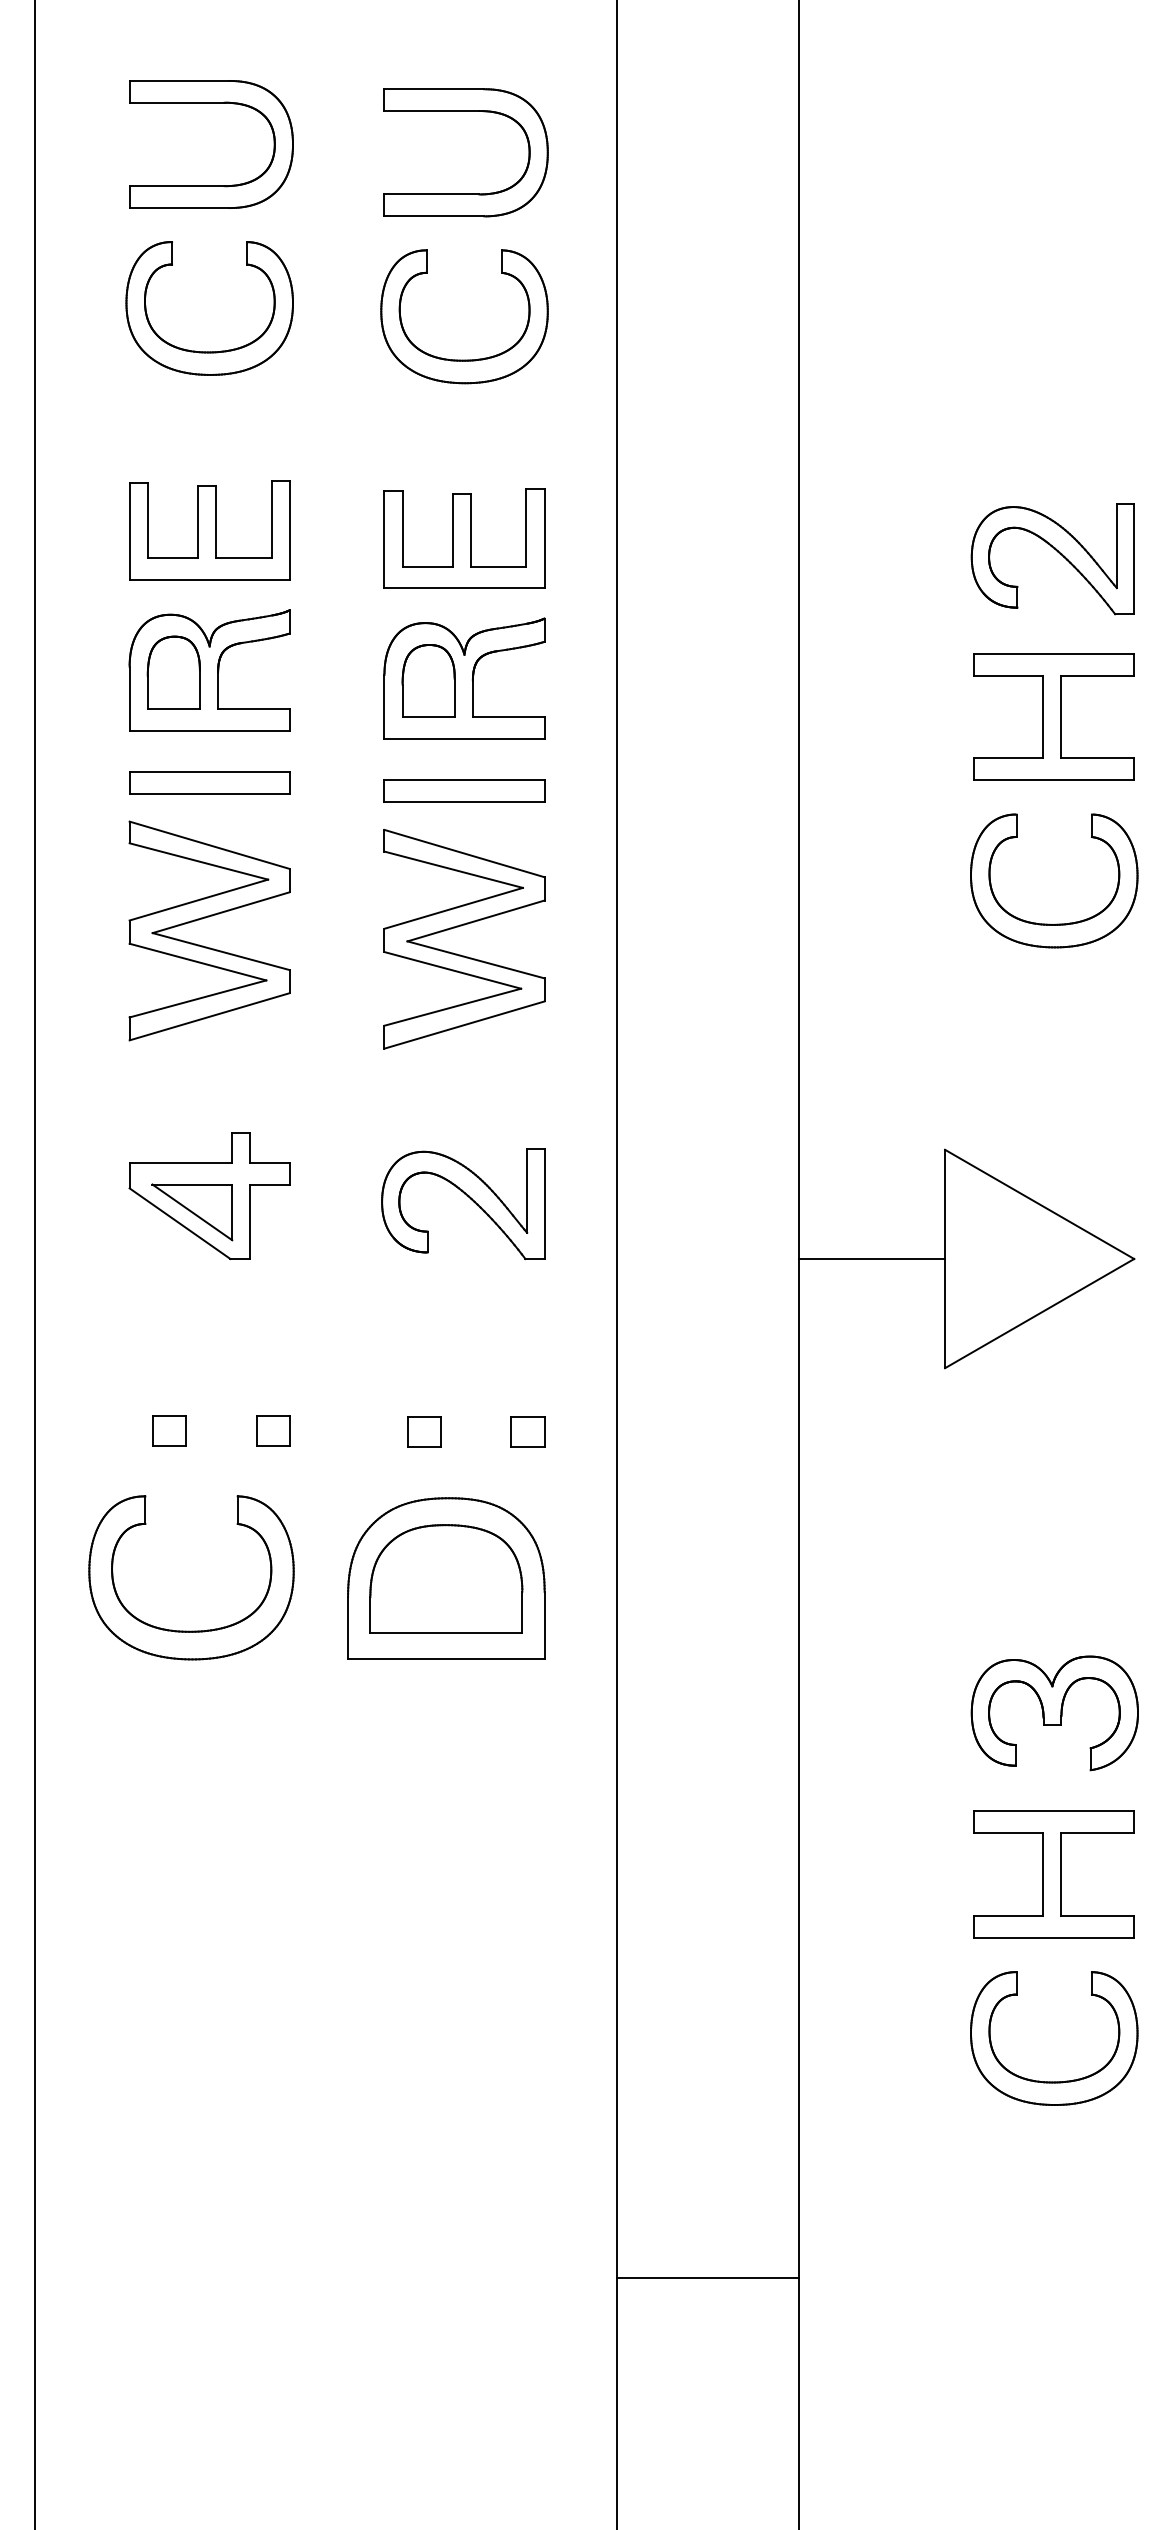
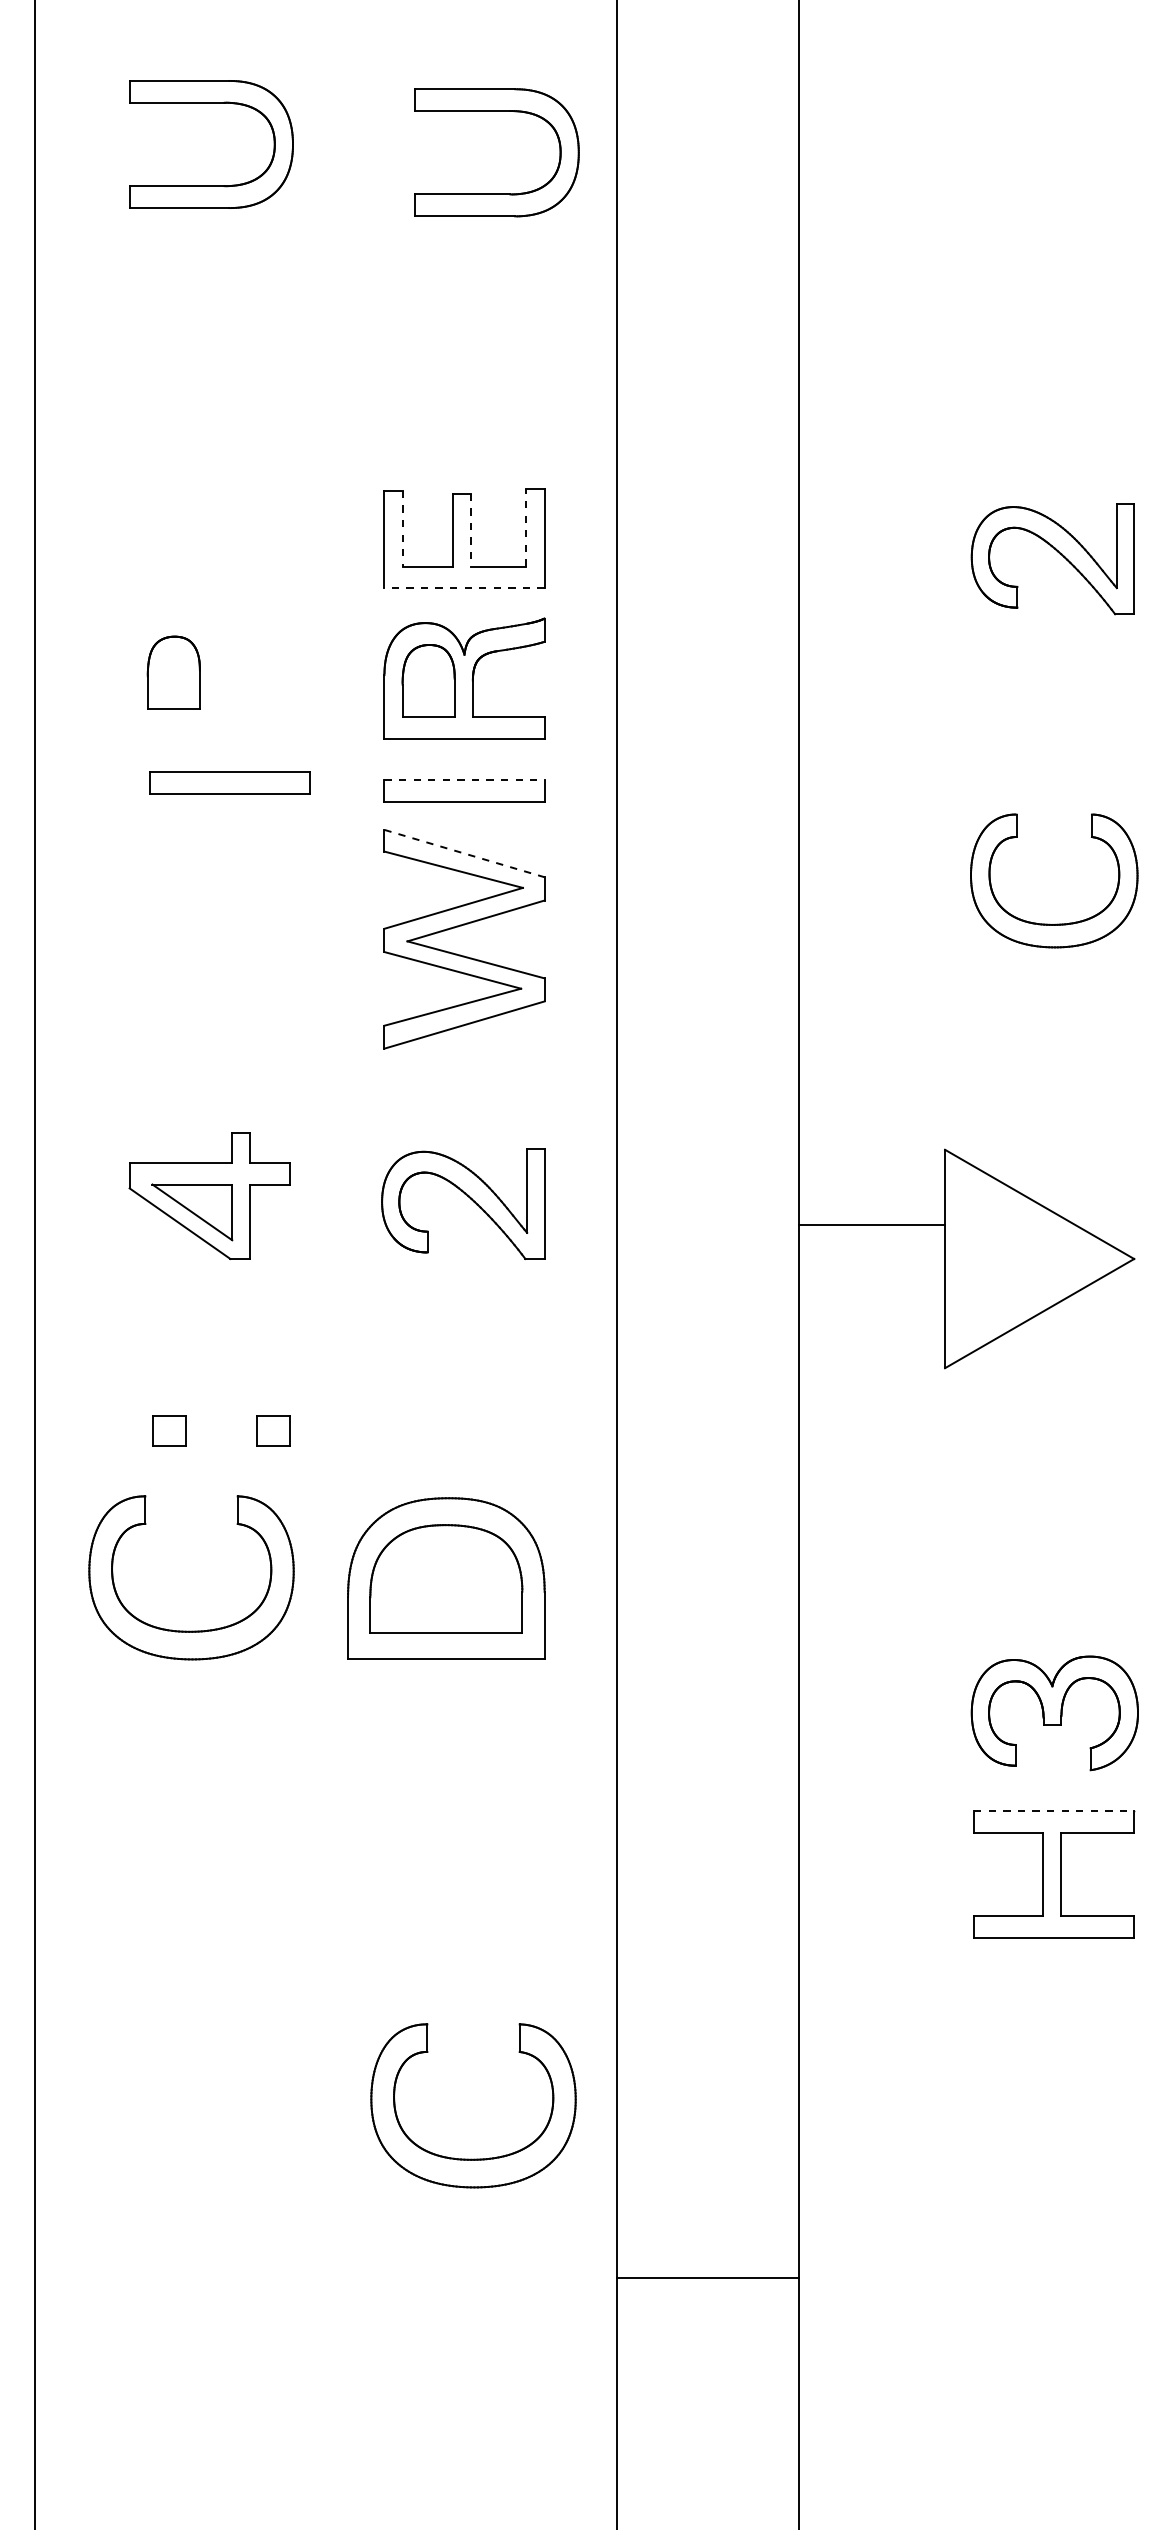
part position: (465, 111) -> (496, 111) (496, 111)
part: present -> none (209, 351)
part: present -> none (464, 359)
line: solid -> dashed (526, 527)
line: solid -> dashed (402, 528)
part: present -> none (209, 530)
line: solid -> dashed (471, 530)
line: solid -> dashed (464, 588)
part: present -> none (209, 670)
part: present -> none (1053, 716)
line: solid -> dashed (465, 780)
part position: (209, 782) -> (229, 782) (229, 782)
line: solid -> dashed (464, 853)
part: present -> none (205, 918)
line position: (872, 1259) -> (872, 1225) (872, 1225)
part: present -> none (424, 1431)
part: present -> none (527, 1431)
line: solid -> dashed (1054, 1811)
part: present -> none (1054, 2081)
part: none -> present (473, 2158)
